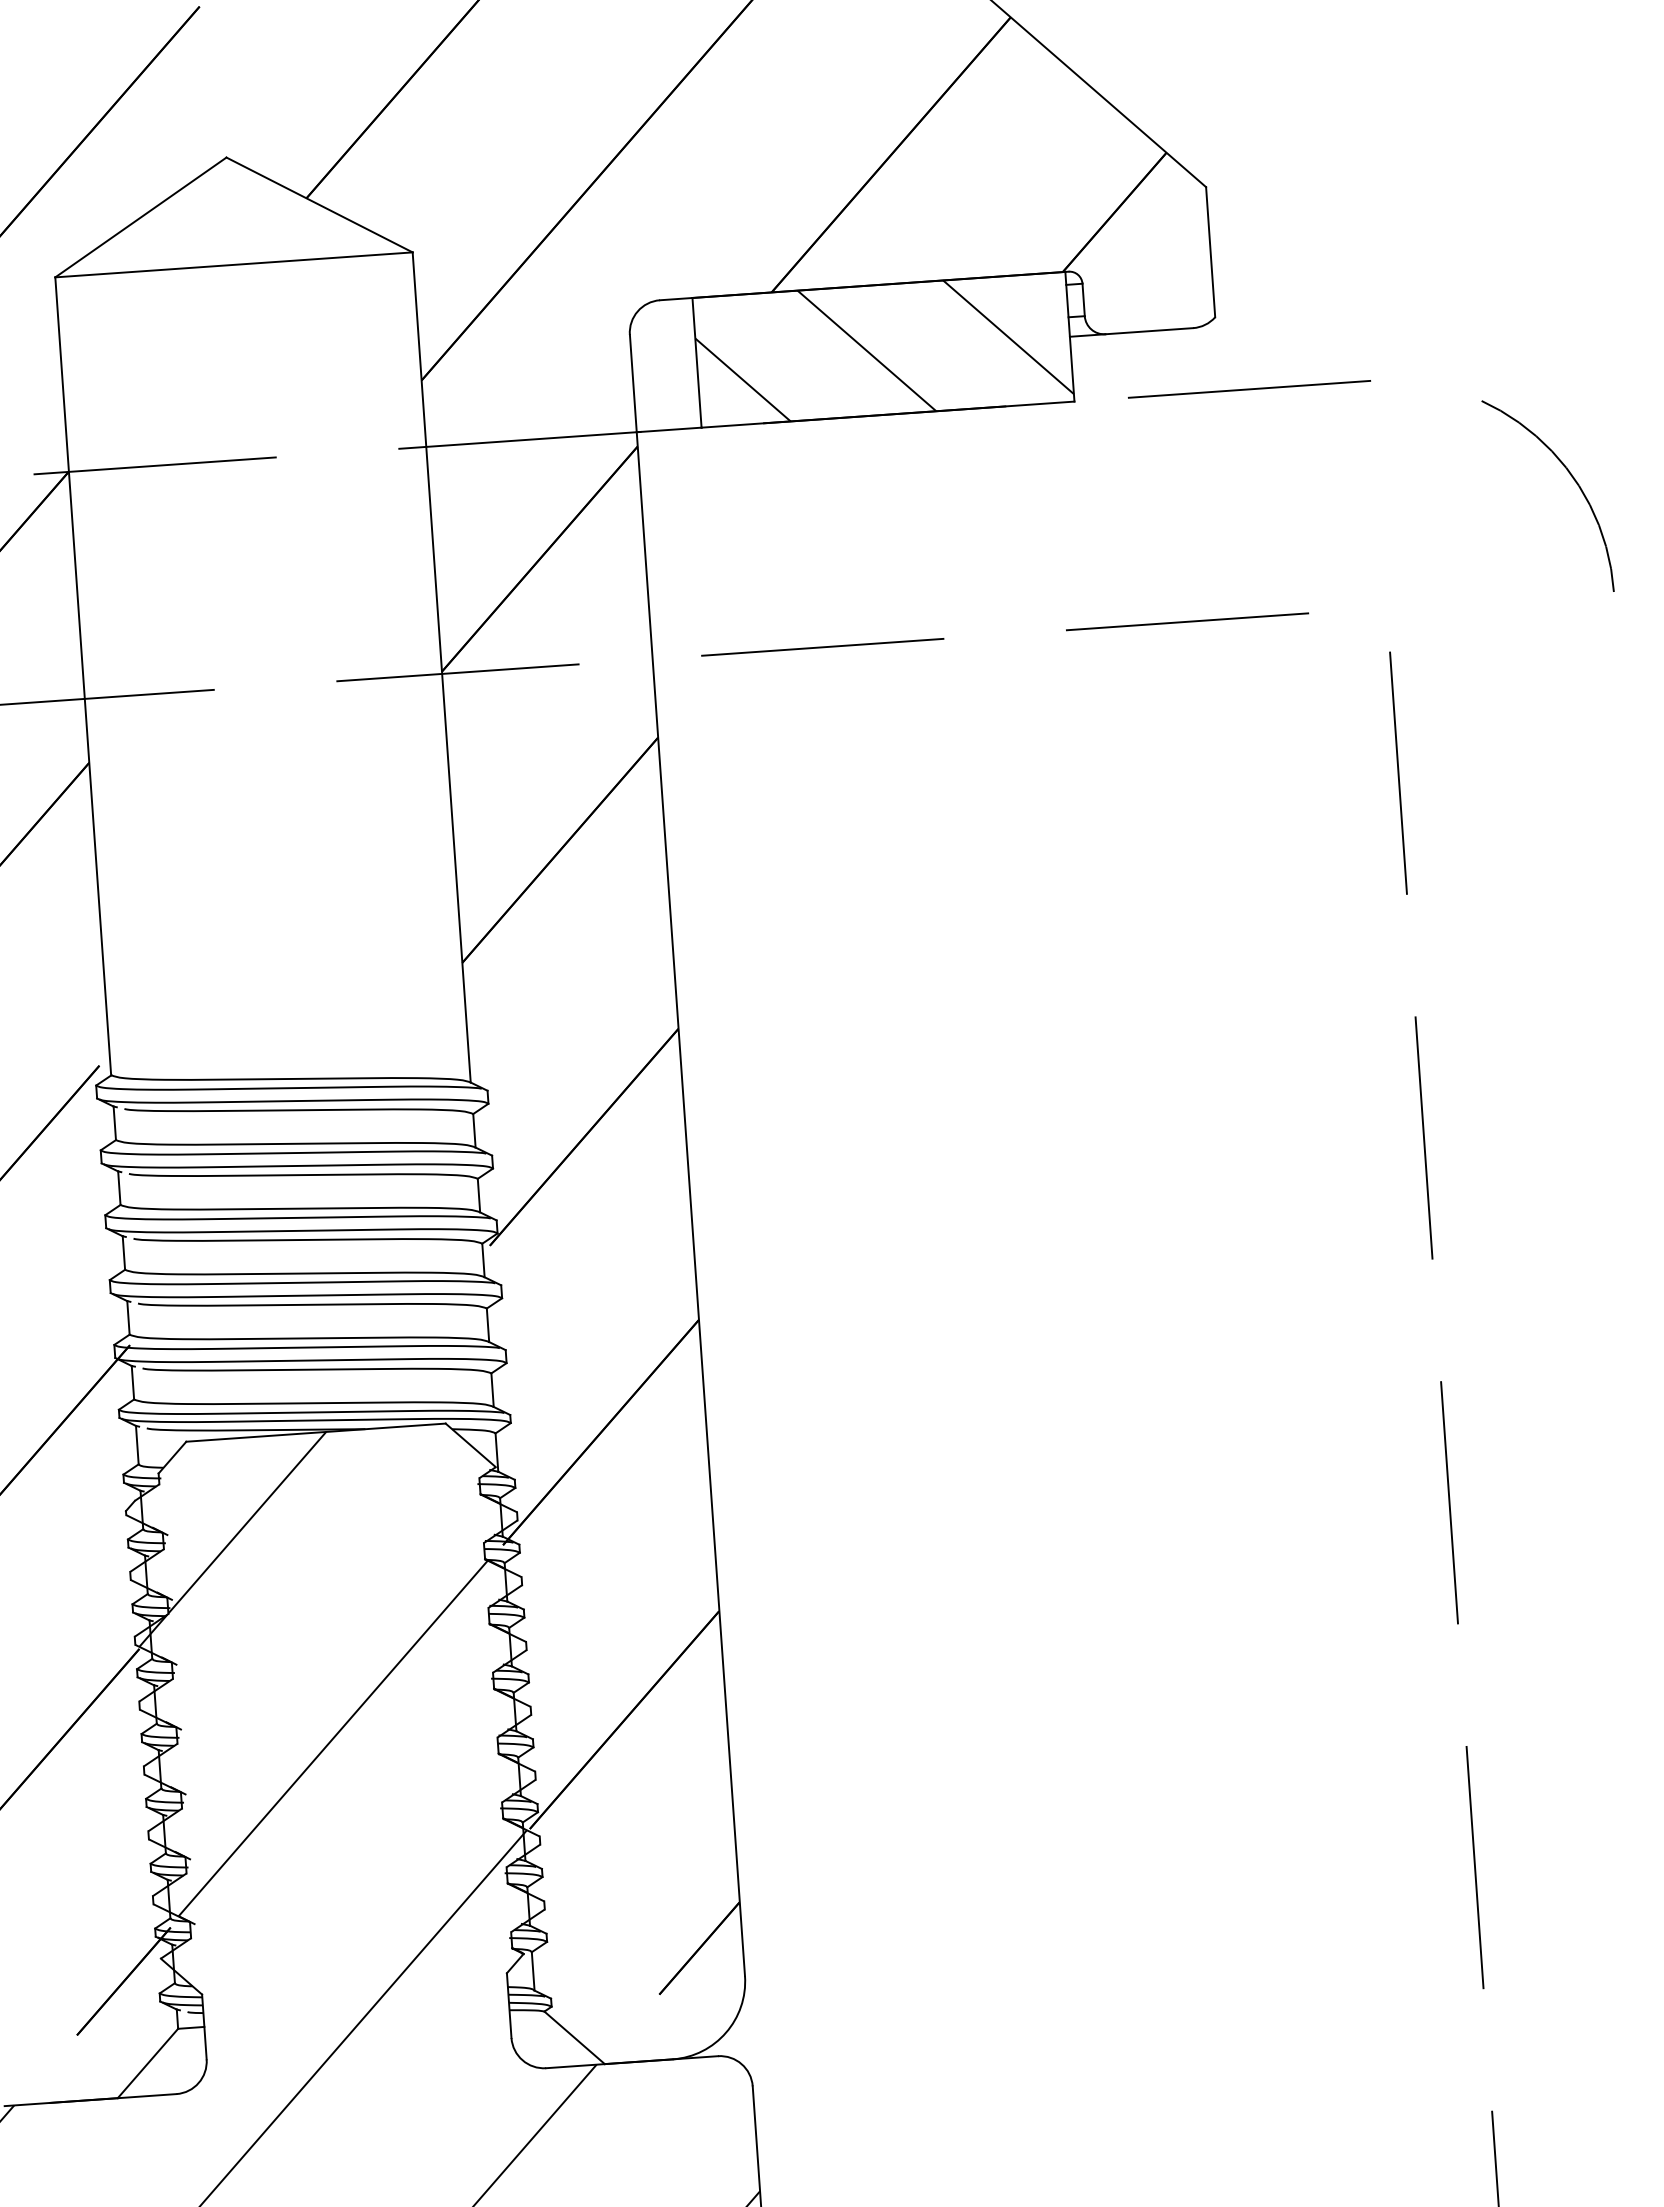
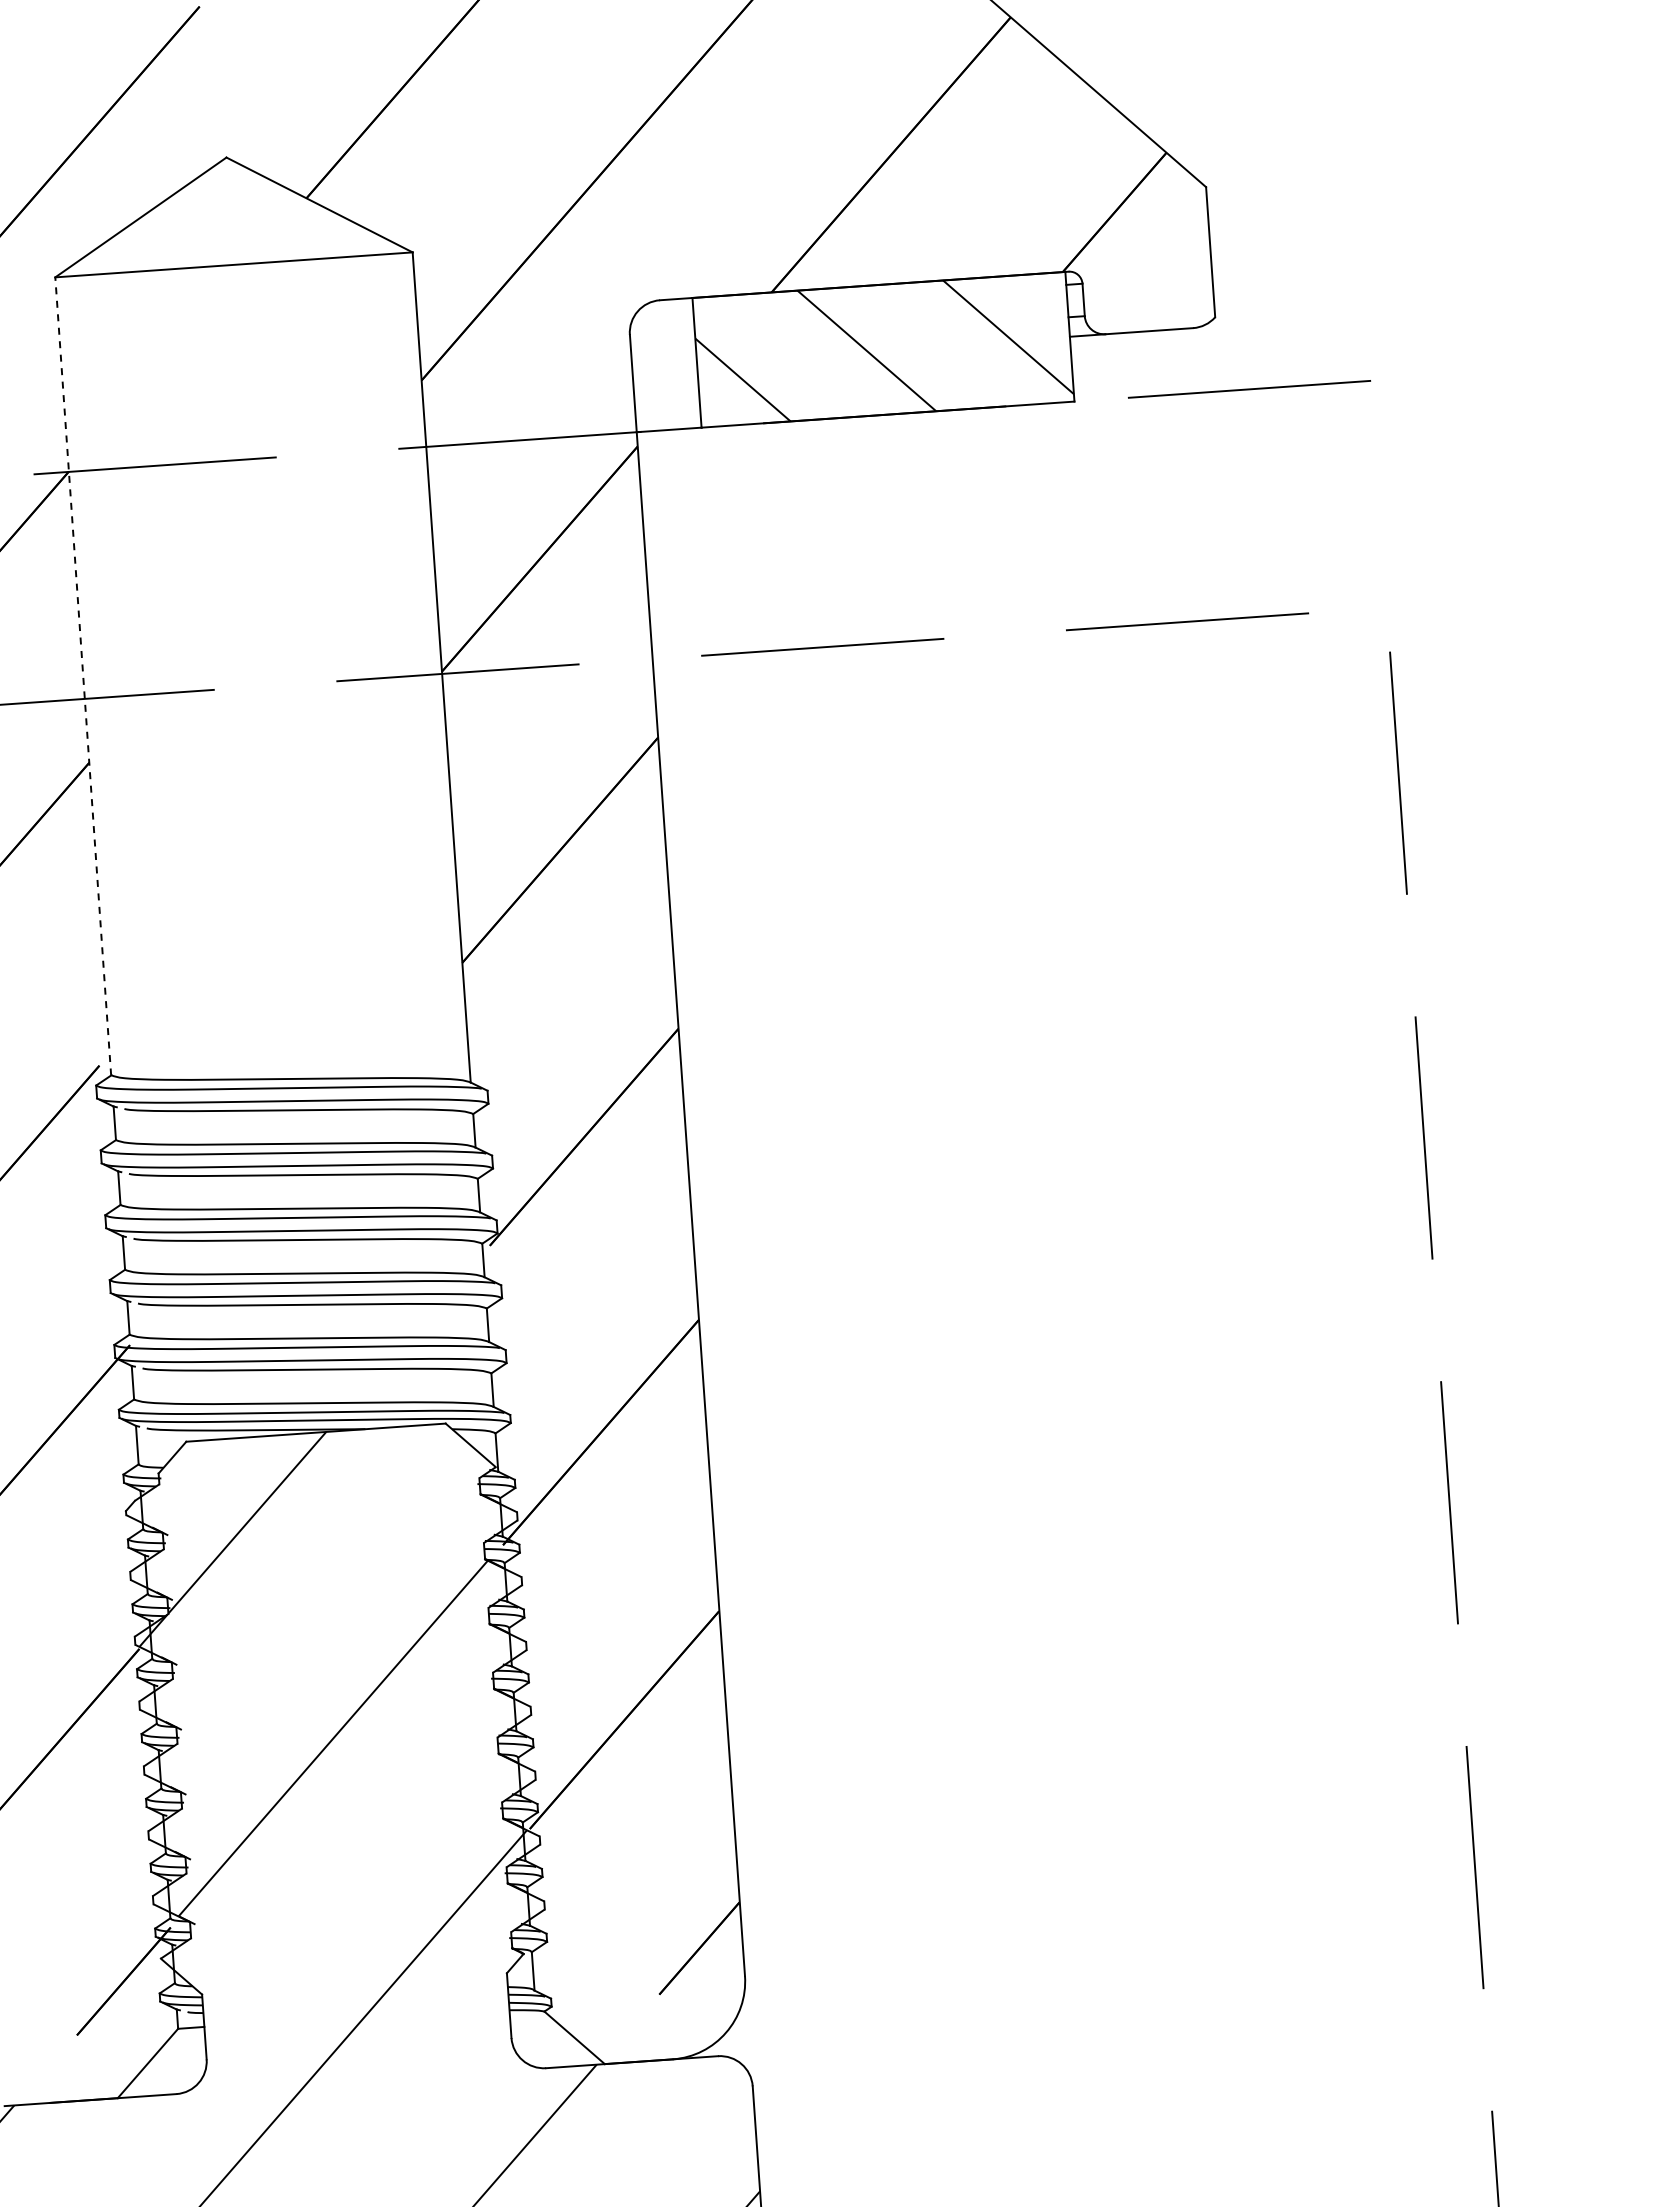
arc: present -> none (1572, 478)
line: solid -> dashed (83, 675)
